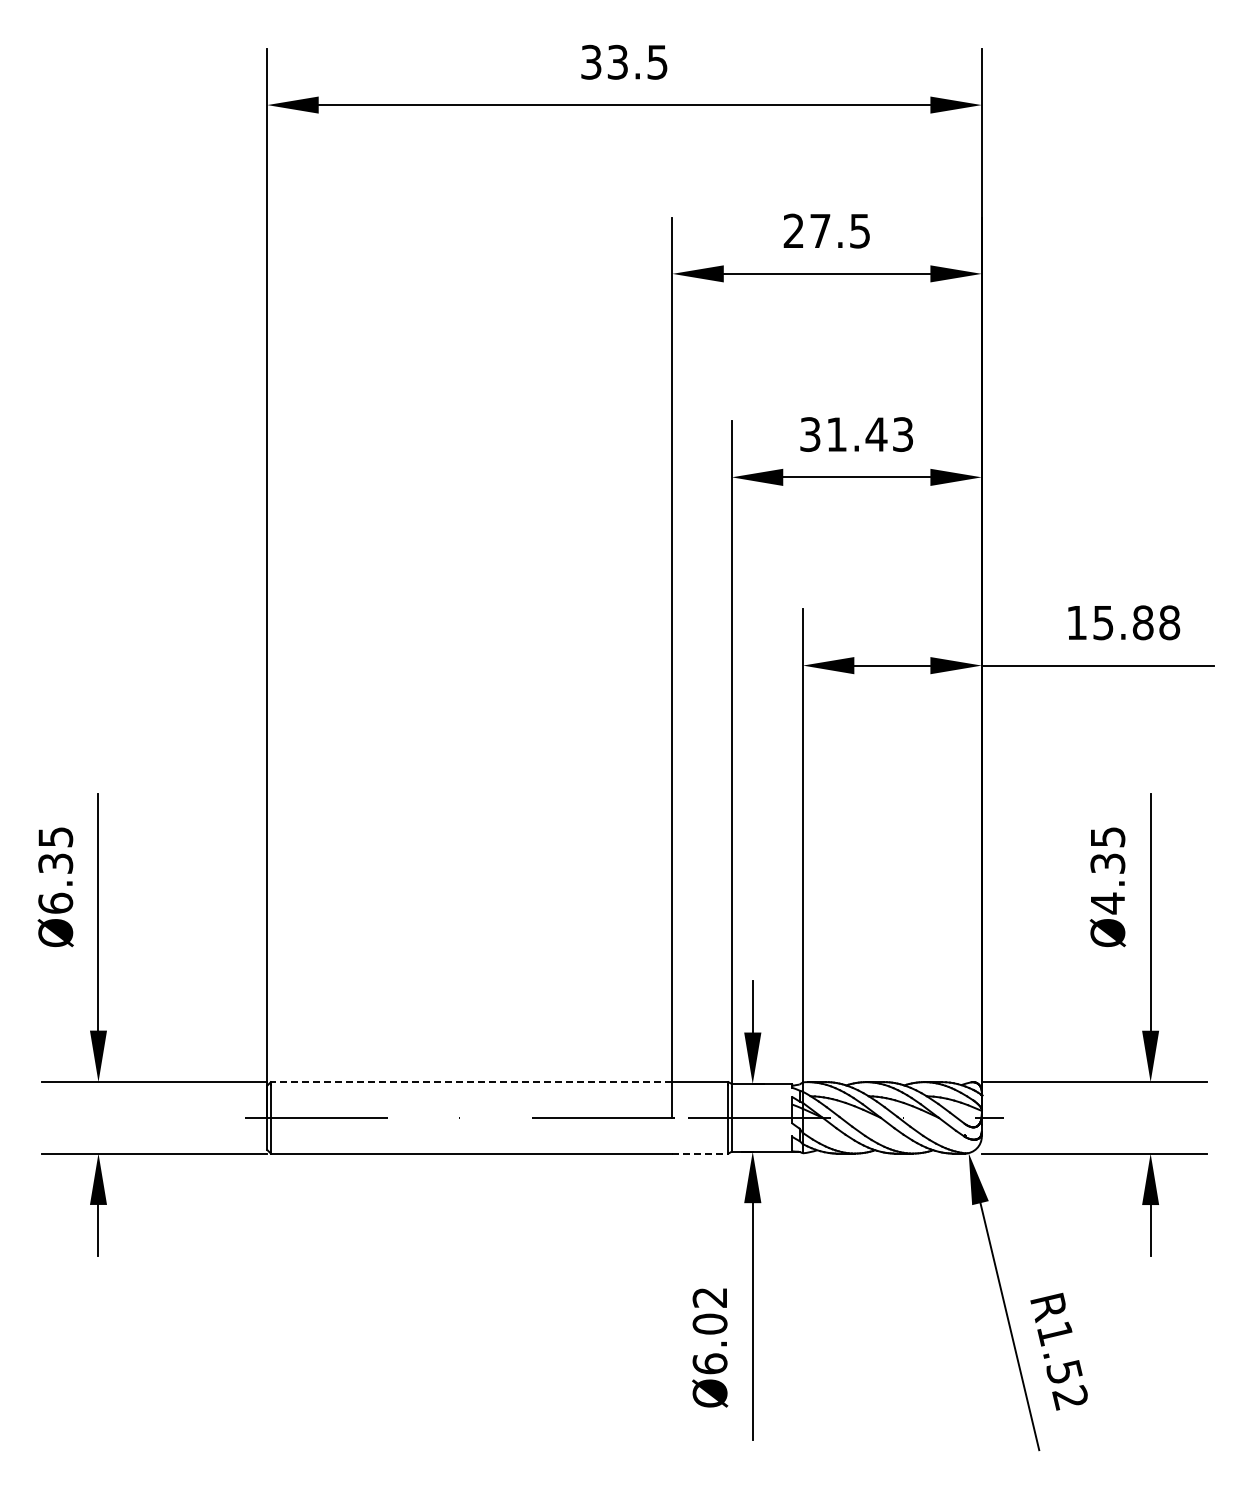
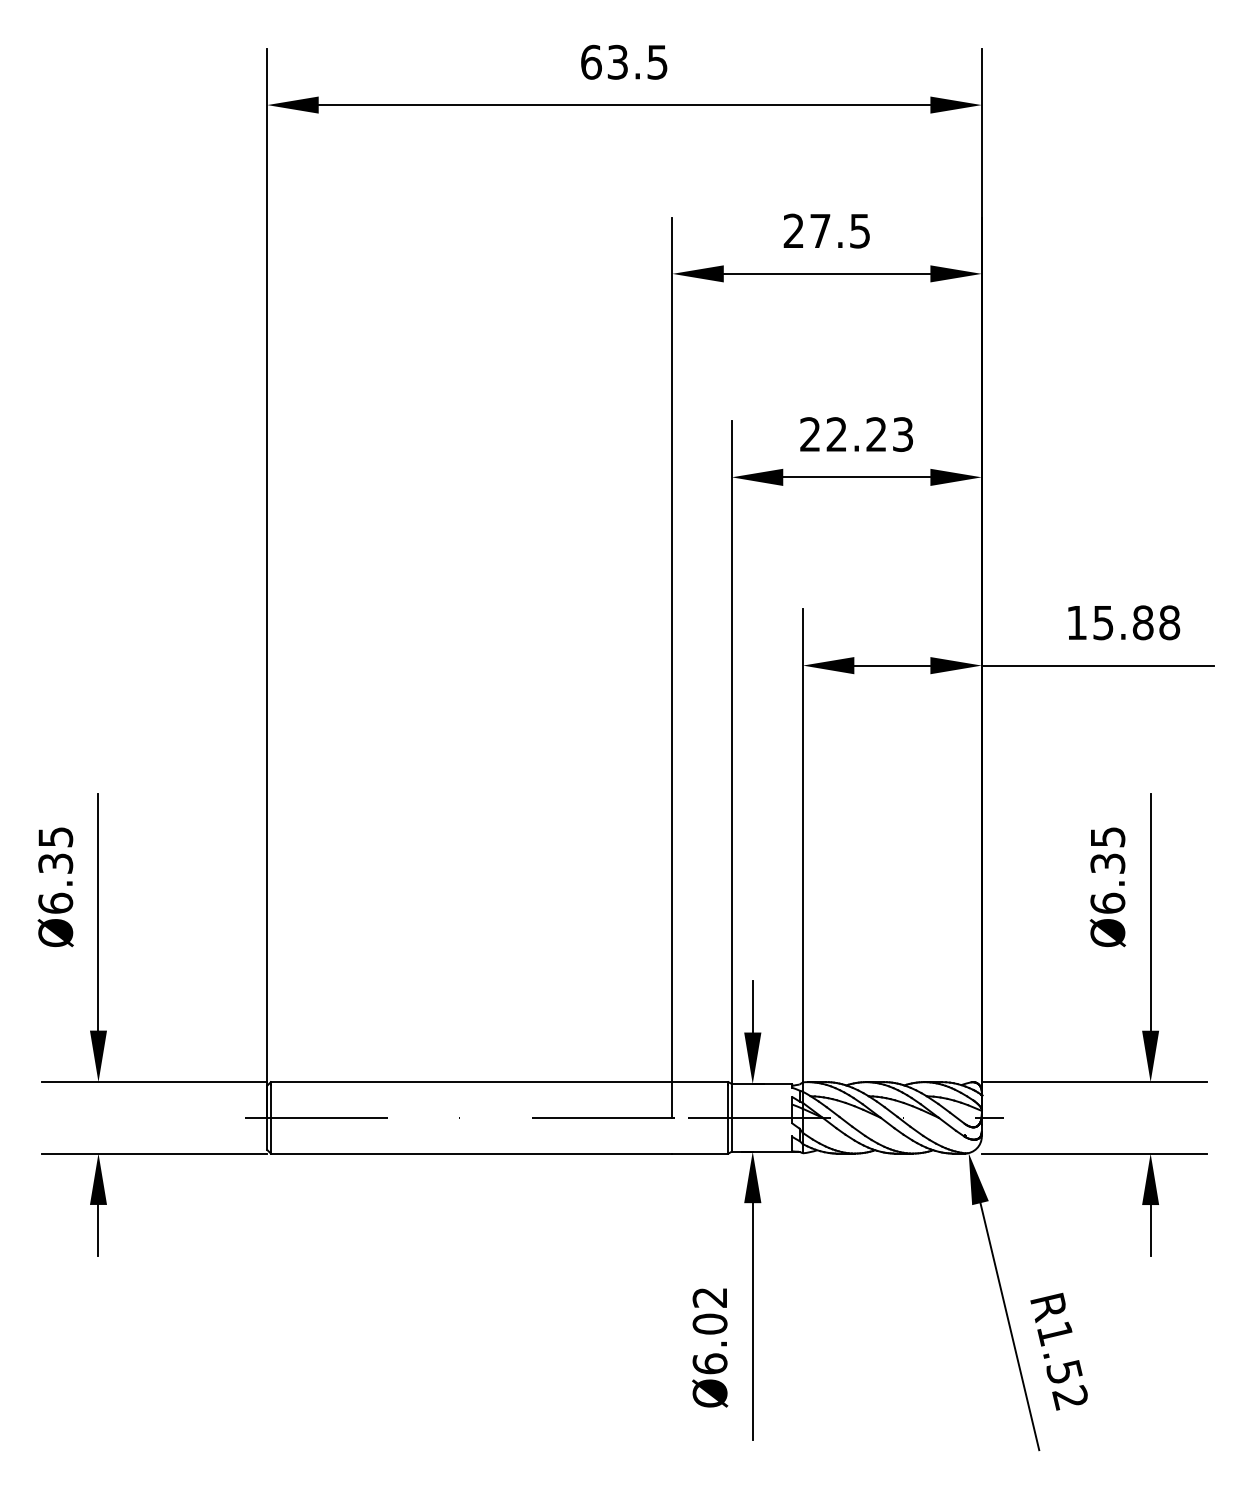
text: 33.5 -> 63.5 (591, 61)
text: 31.43 -> 22.23 (843, 434)
text: Ø4.35 -> Ø6.35 (1107, 903)
line: dashed -> solid (471, 1082)
line: dashed -> solid (700, 1153)
